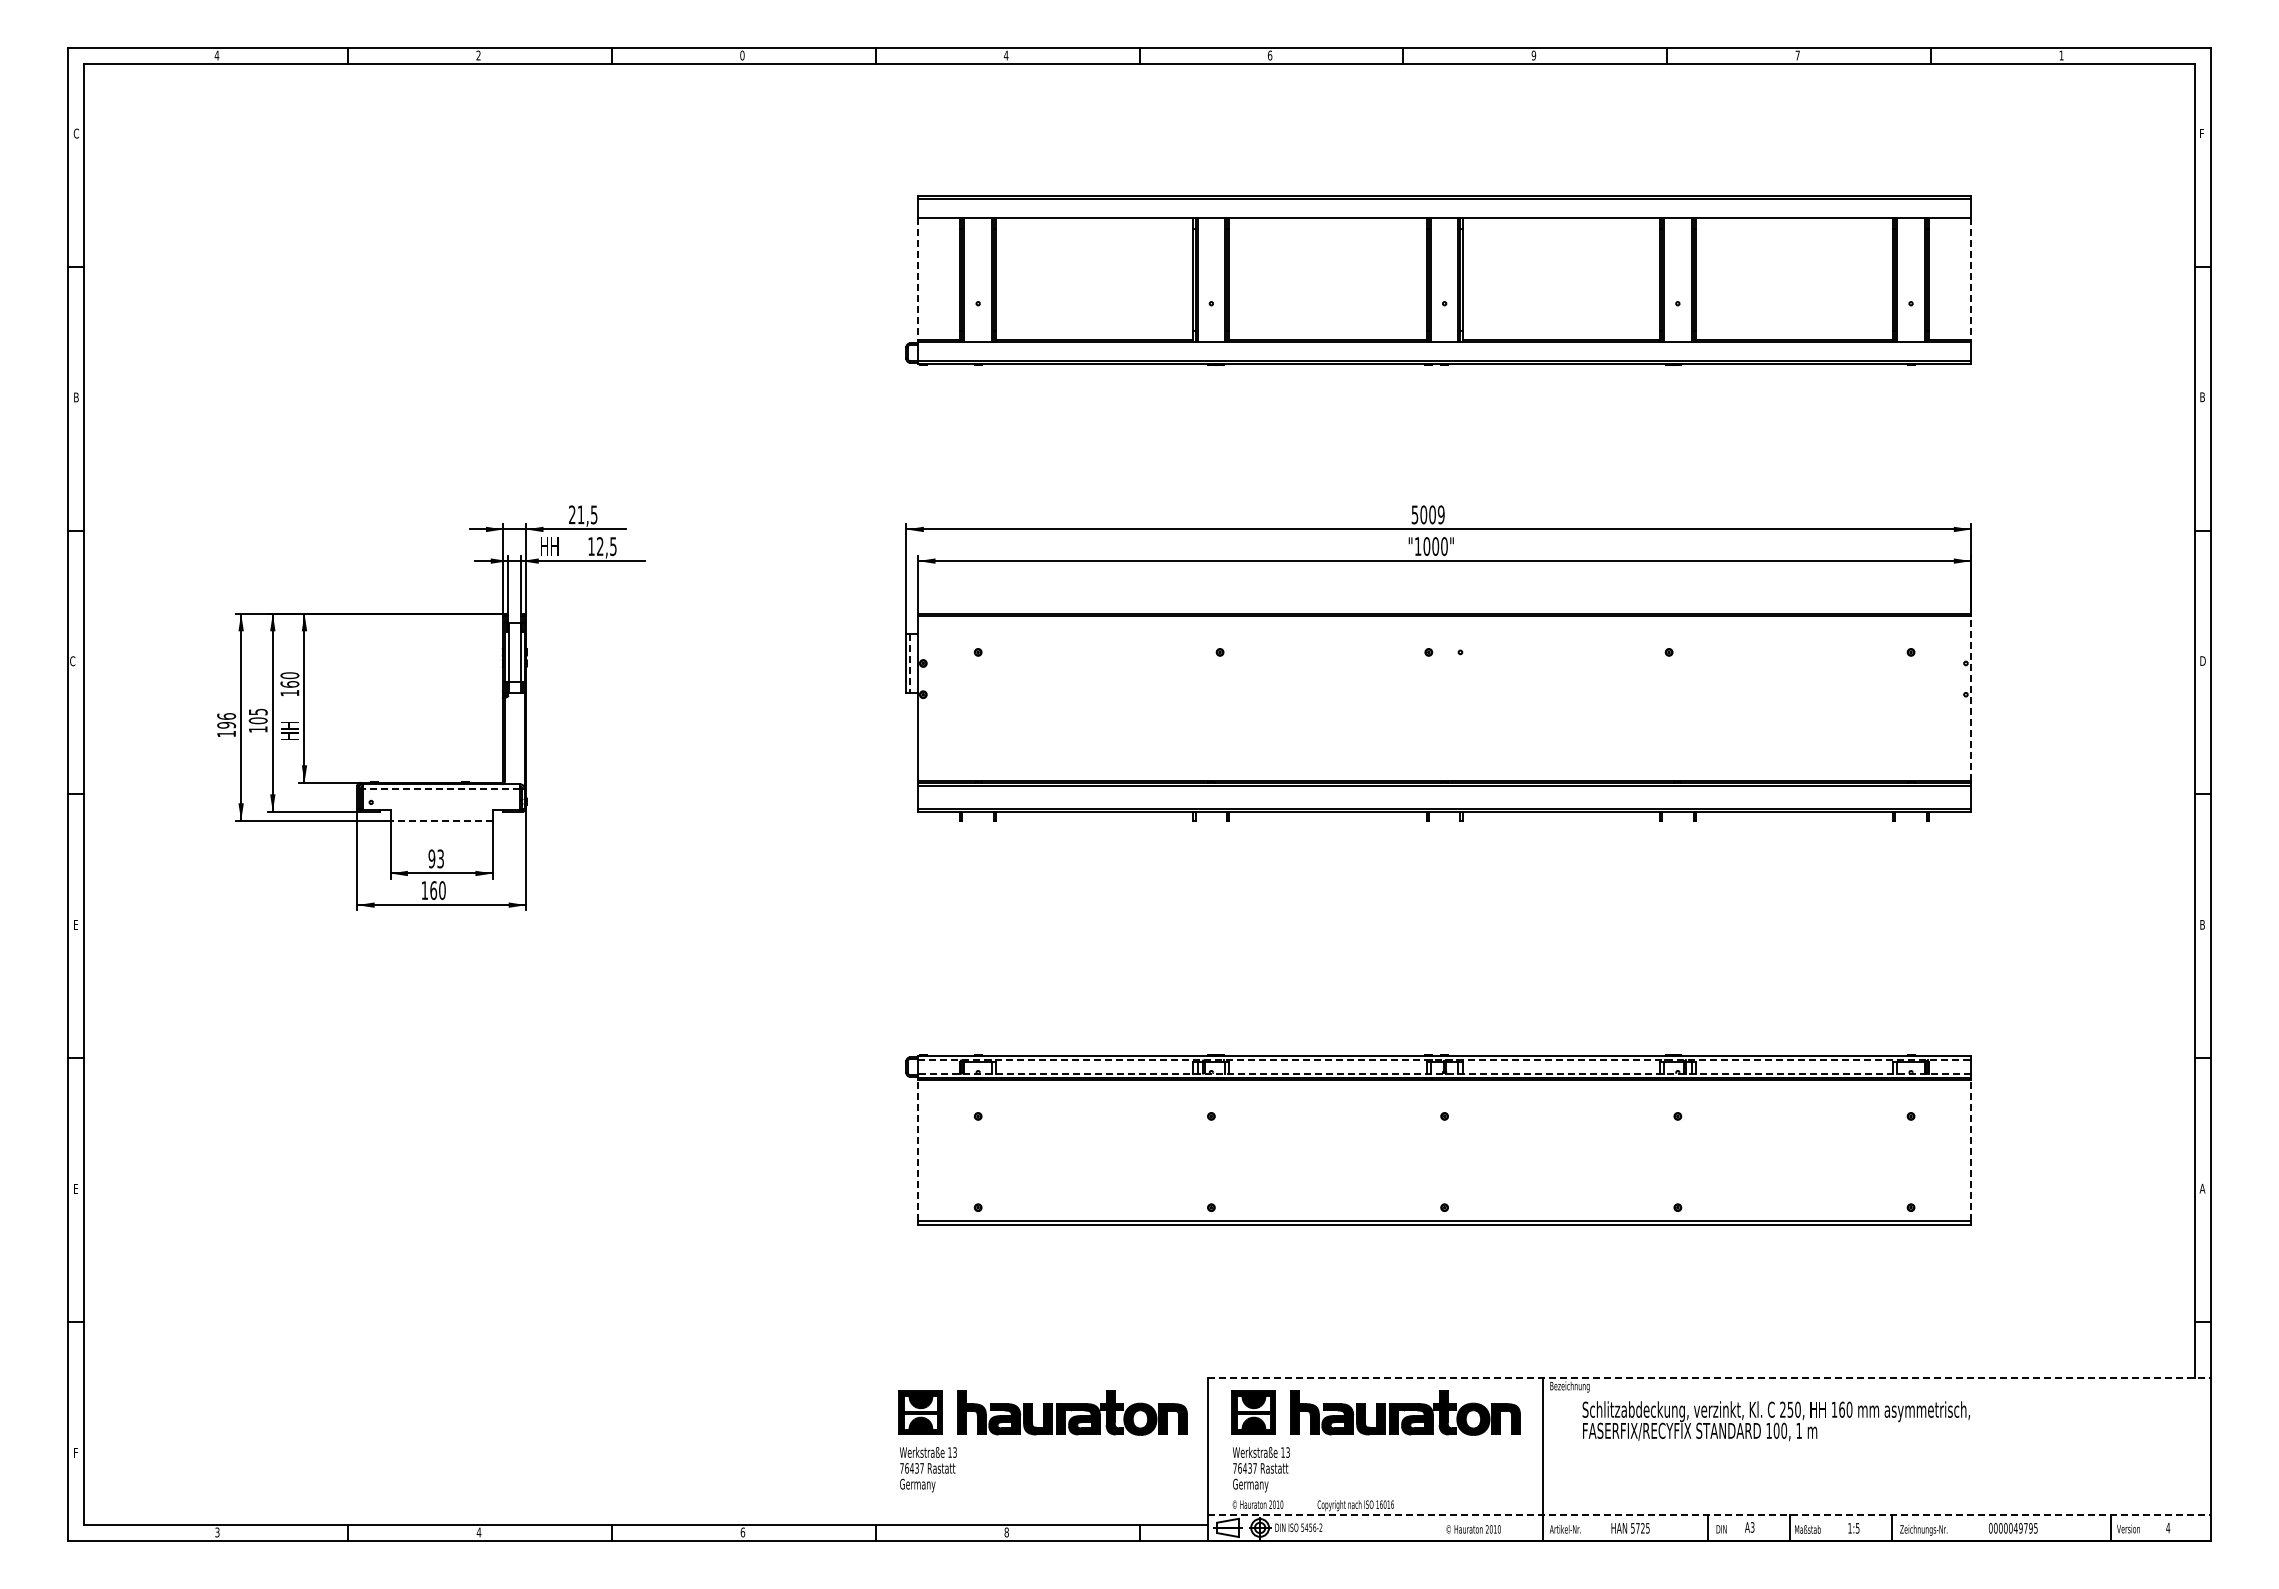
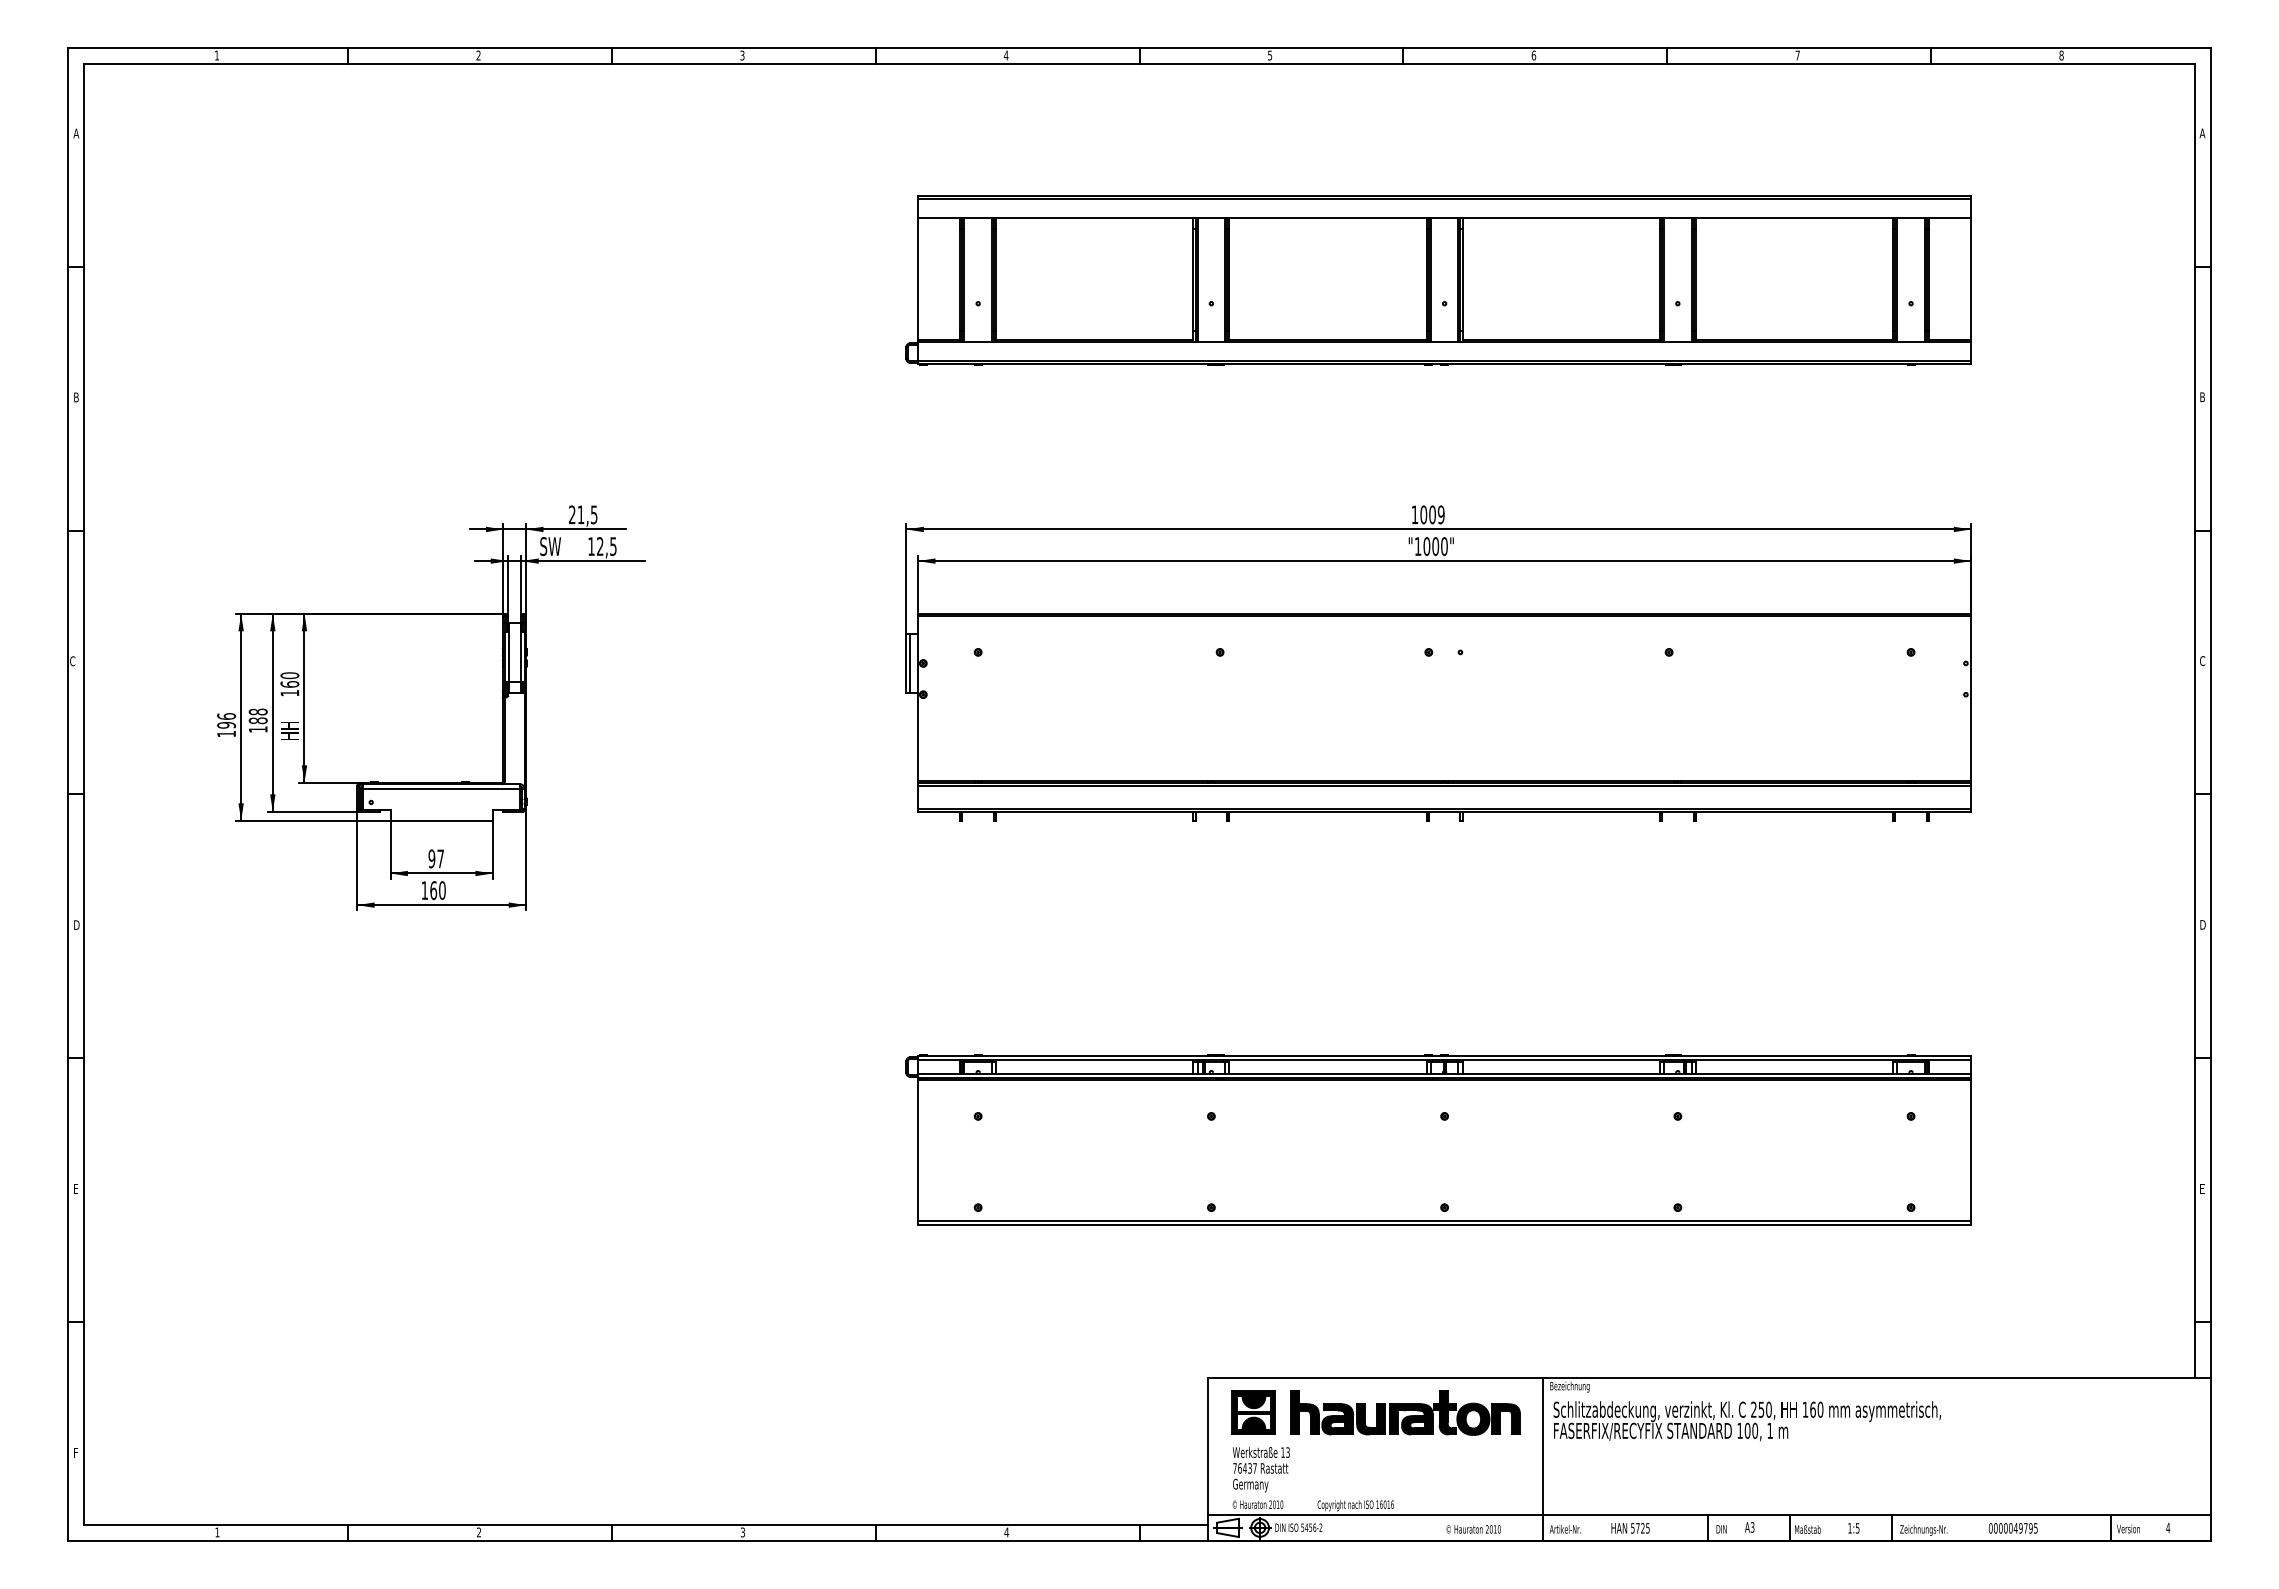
text: 4 -> 1 (216, 55)
text: 0 -> 3 (742, 55)
text: 6 -> 5 (1270, 55)
text: 9 -> 6 (1533, 55)
text: 1 -> 8 (2061, 55)
text: C -> A (76, 133)
text: F -> A (2202, 133)
line: dashed -> solid (918, 279)
line: dashed -> solid (1971, 279)
text: 5009 -> 1009 (1414, 514)
text: HH -> SW (550, 546)
text: D -> C (2202, 661)
line: dashed -> solid (910, 663)
line: dashed -> solid (1971, 698)
text: 105 -> 188 (257, 716)
line: dashed -> solid (441, 788)
line: dashed -> solid (441, 820)
text: 93 -> 97 (440, 858)
text: E -> D (76, 924)
text: B -> D (2203, 924)
line: dashed -> solid (1444, 1060)
line: dashed -> solid (1444, 1073)
line: dashed -> solid (918, 1150)
line: dashed -> solid (1971, 1150)
text: A -> E (2202, 1188)
line: dashed -> solid (1709, 1377)
text position: (1775, 1421) -> (1746, 1421) (1746, 1421)
part: present -> none (1042, 1434)
line: dashed -> solid (1709, 1514)
text: 3 -> 1 (217, 1532)
text: 4 -> 2 (478, 1532)
text: 6 -> 3 (742, 1532)
text: 8 -> 4 (1006, 1532)
